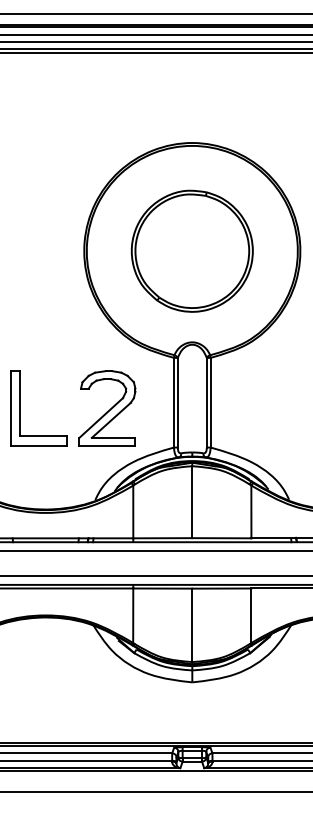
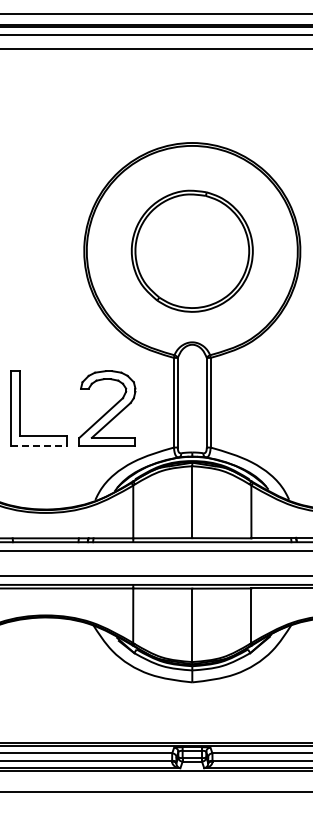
line: present -> none (155, 42)
line: present -> none (155, 52)
line: solid -> dashed (38, 445)
